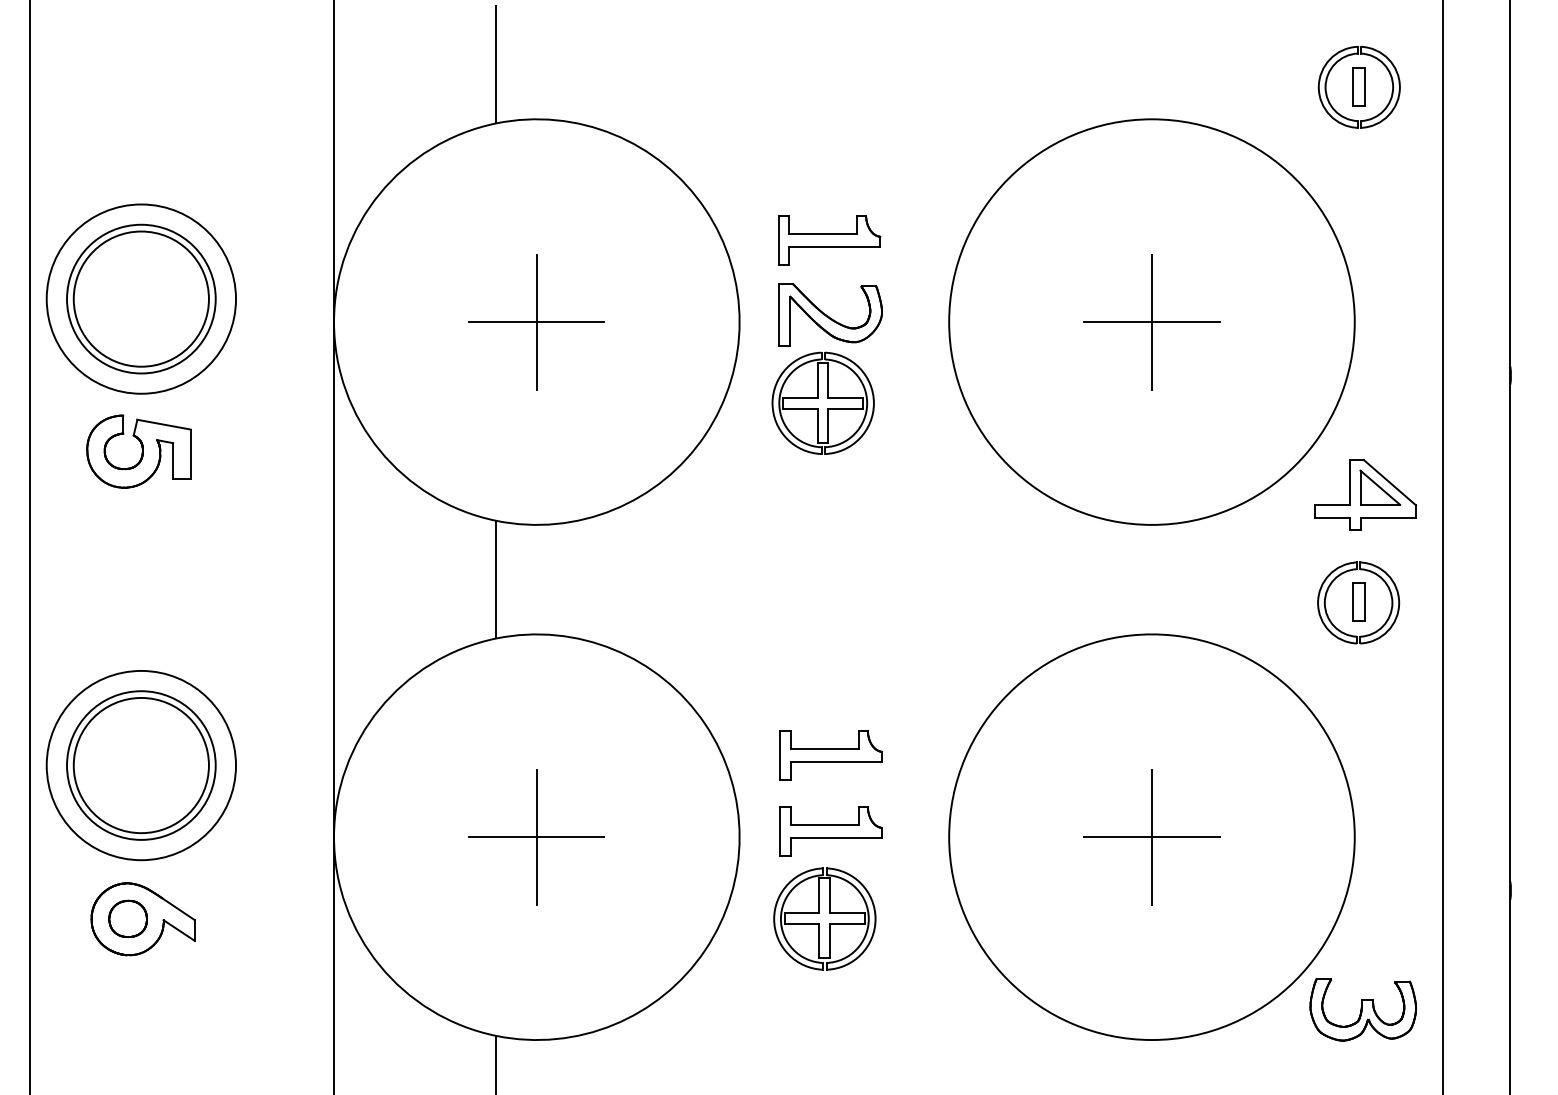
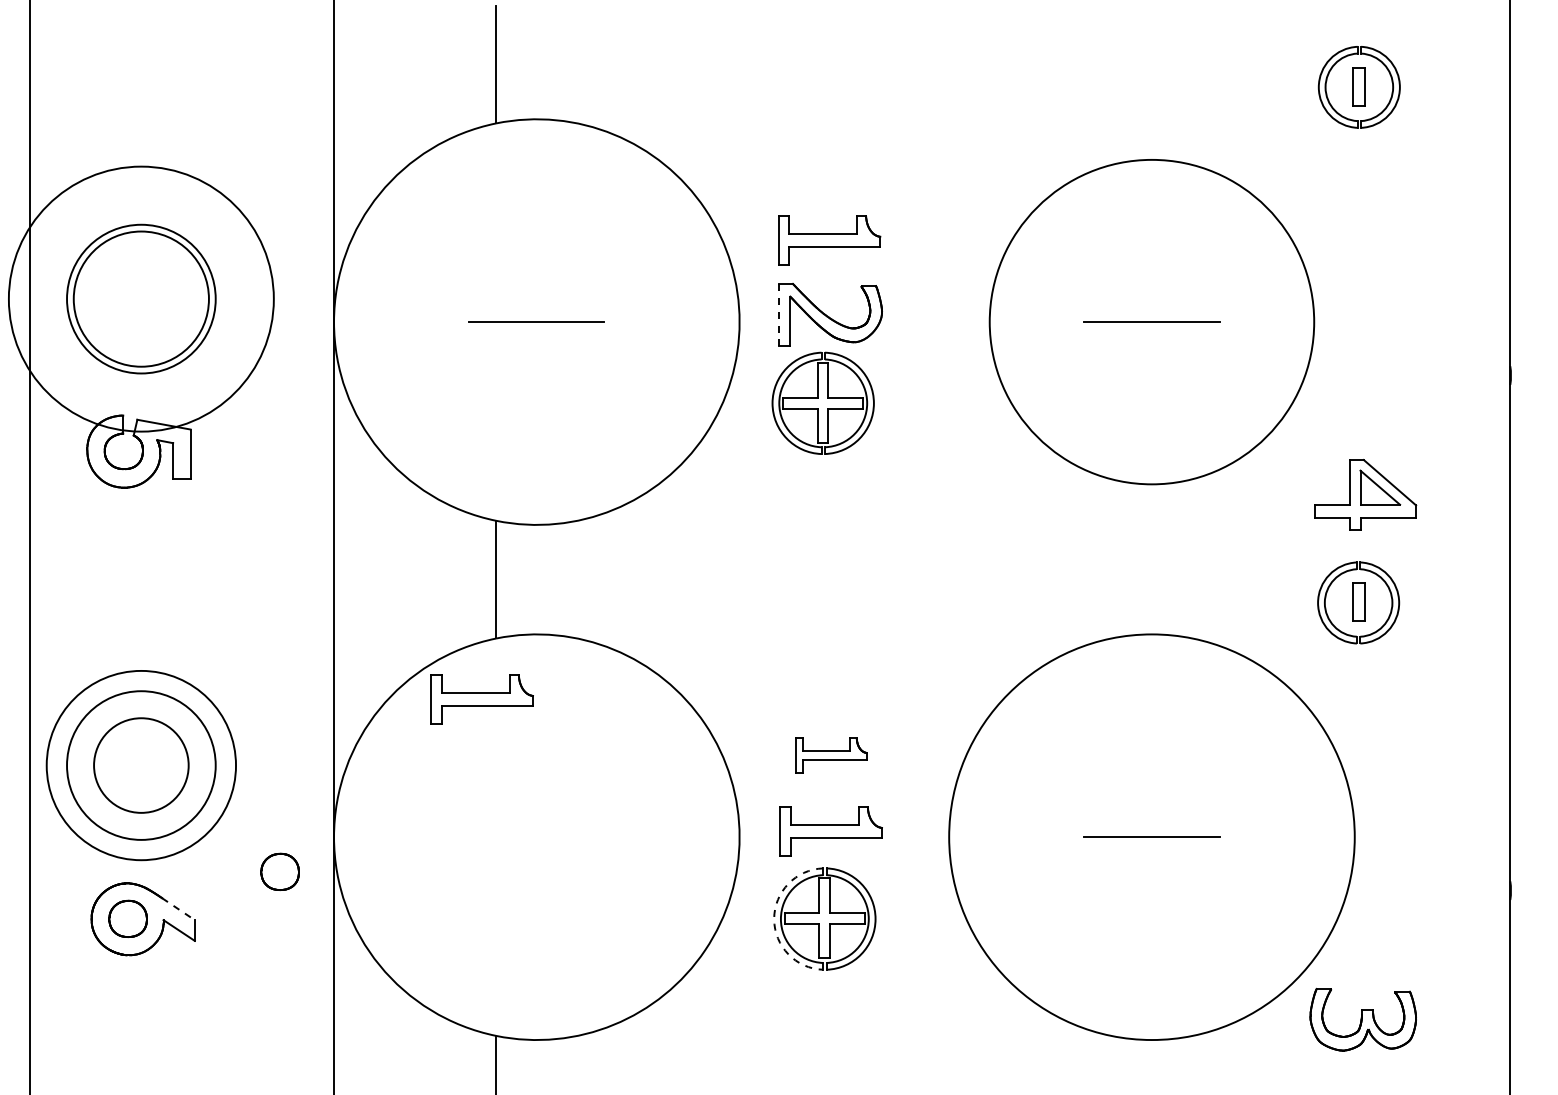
circle diameter: 189 px -> 265 px (140, 298)
line: solid -> dashed (778, 314)
line: present -> none (536, 321)
circle diameter: 406 px -> 324 px (1151, 321)
line: present -> none (1151, 321)
line: present -> none (1442, 546)
part: none -> present (481, 699)
part size: 104x51 px -> 73x37 px (831, 755)
circle diameter: 135 px -> 95 px (141, 765)
line: present -> none (1151, 836)
part: present -> none (536, 837)
part: none -> present (279, 871)
line: solid -> dashed (178, 909)
arc: solid -> dashed (774, 919)
part position: (1362, 1009) -> (1362, 1019) (1362, 1019)
